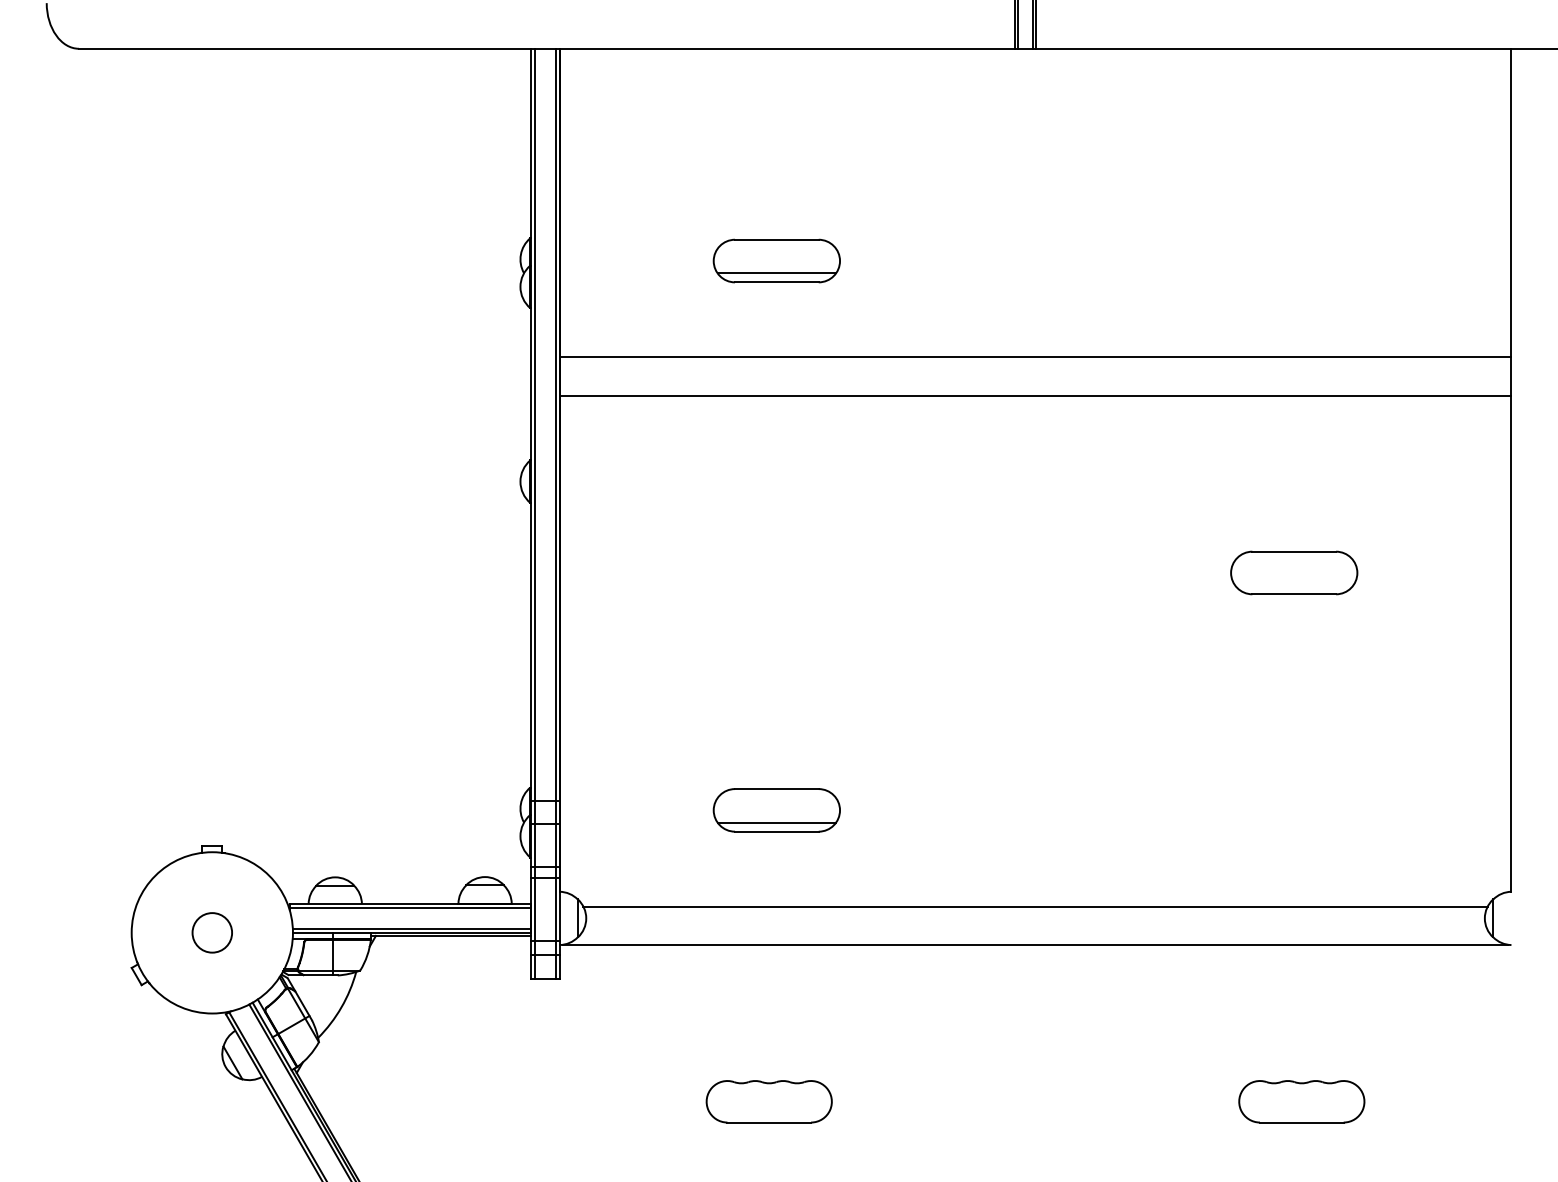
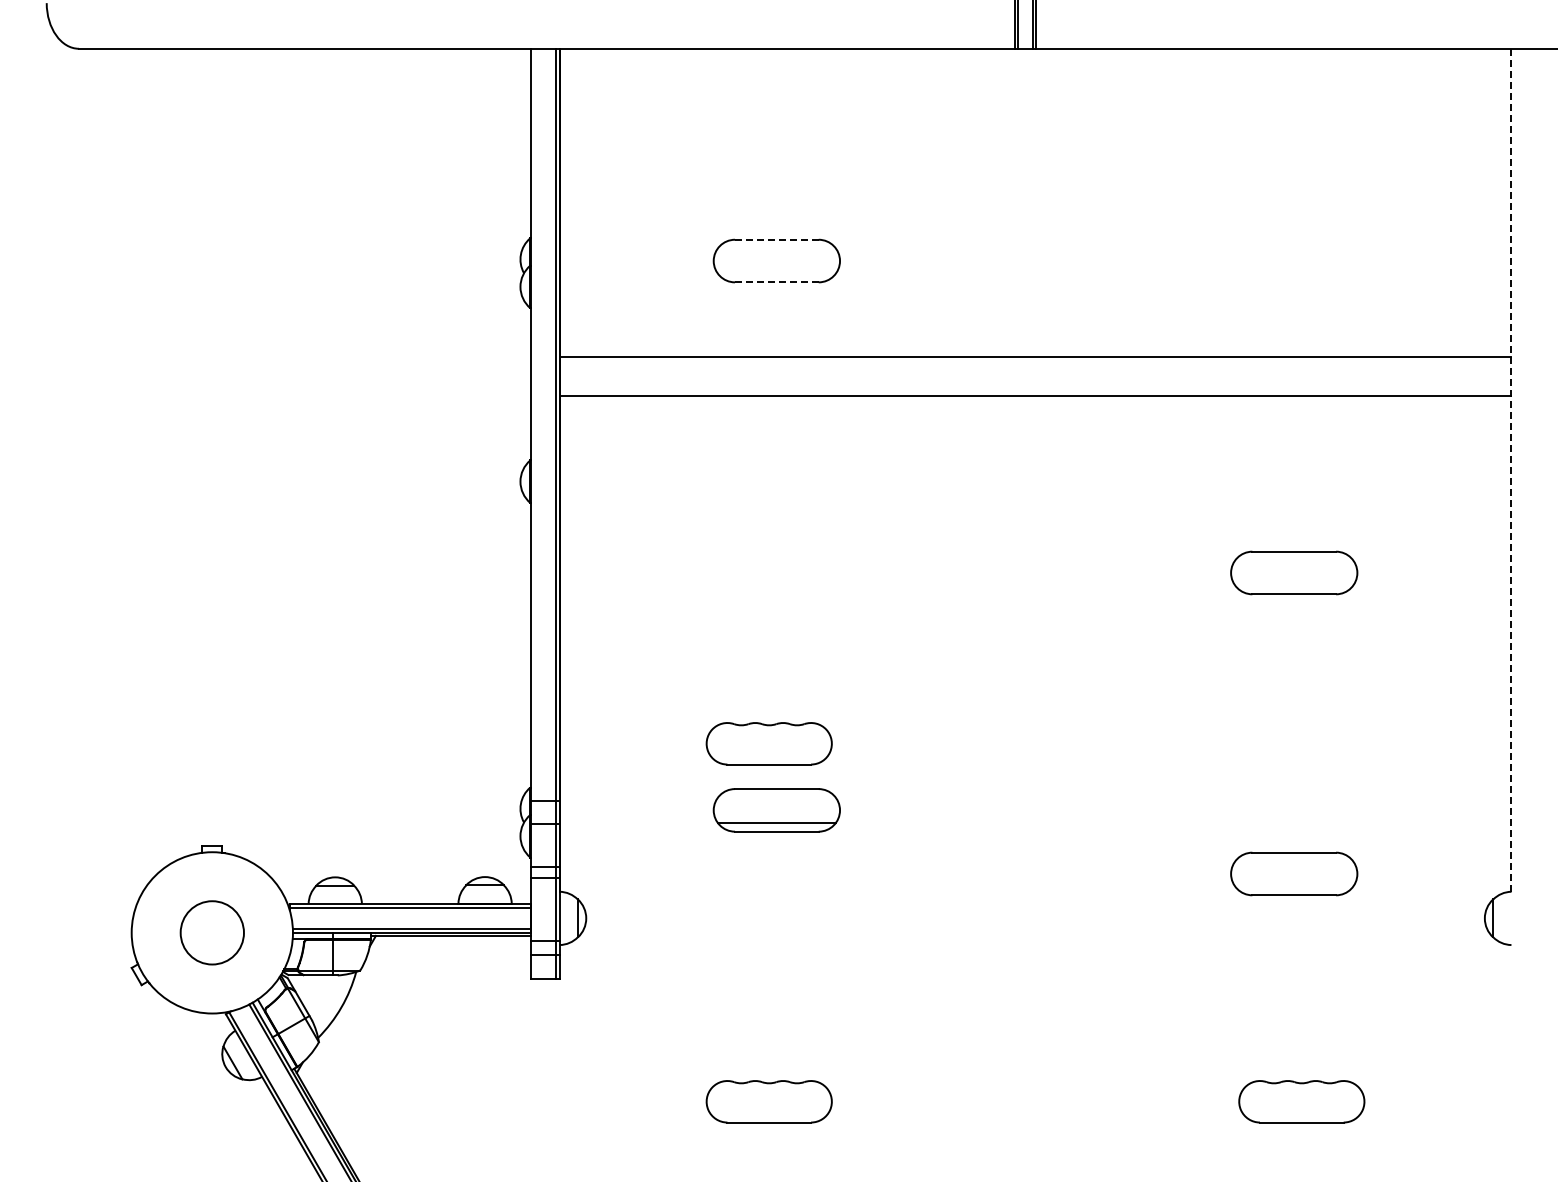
line: solid -> dashed (776, 239)
line: present -> none (776, 273)
line: solid -> dashed (776, 282)
line: solid -> dashed (1511, 470)
line: present -> none (534, 513)
part: none -> present (768, 743)
part: none -> present (1294, 873)
line: present -> none (1035, 906)
circle diameter: 40 px -> 63 px (211, 932)
line: present -> none (1035, 944)
